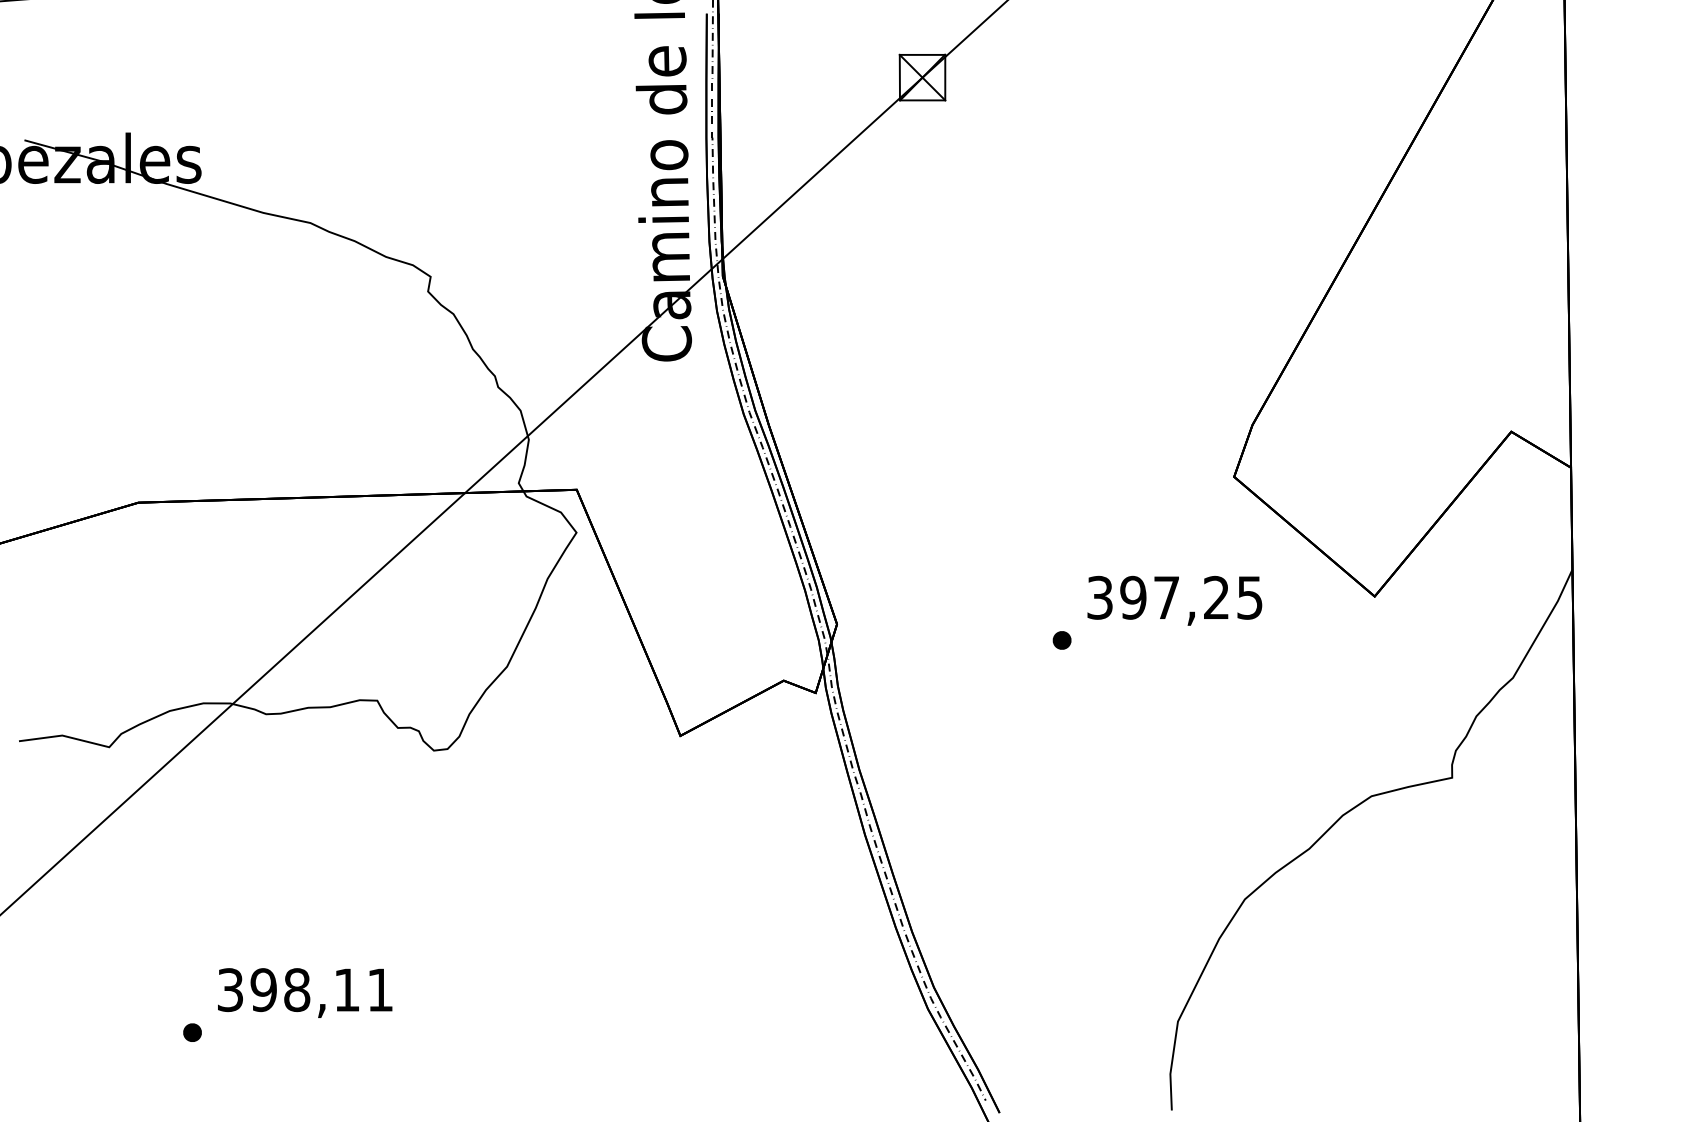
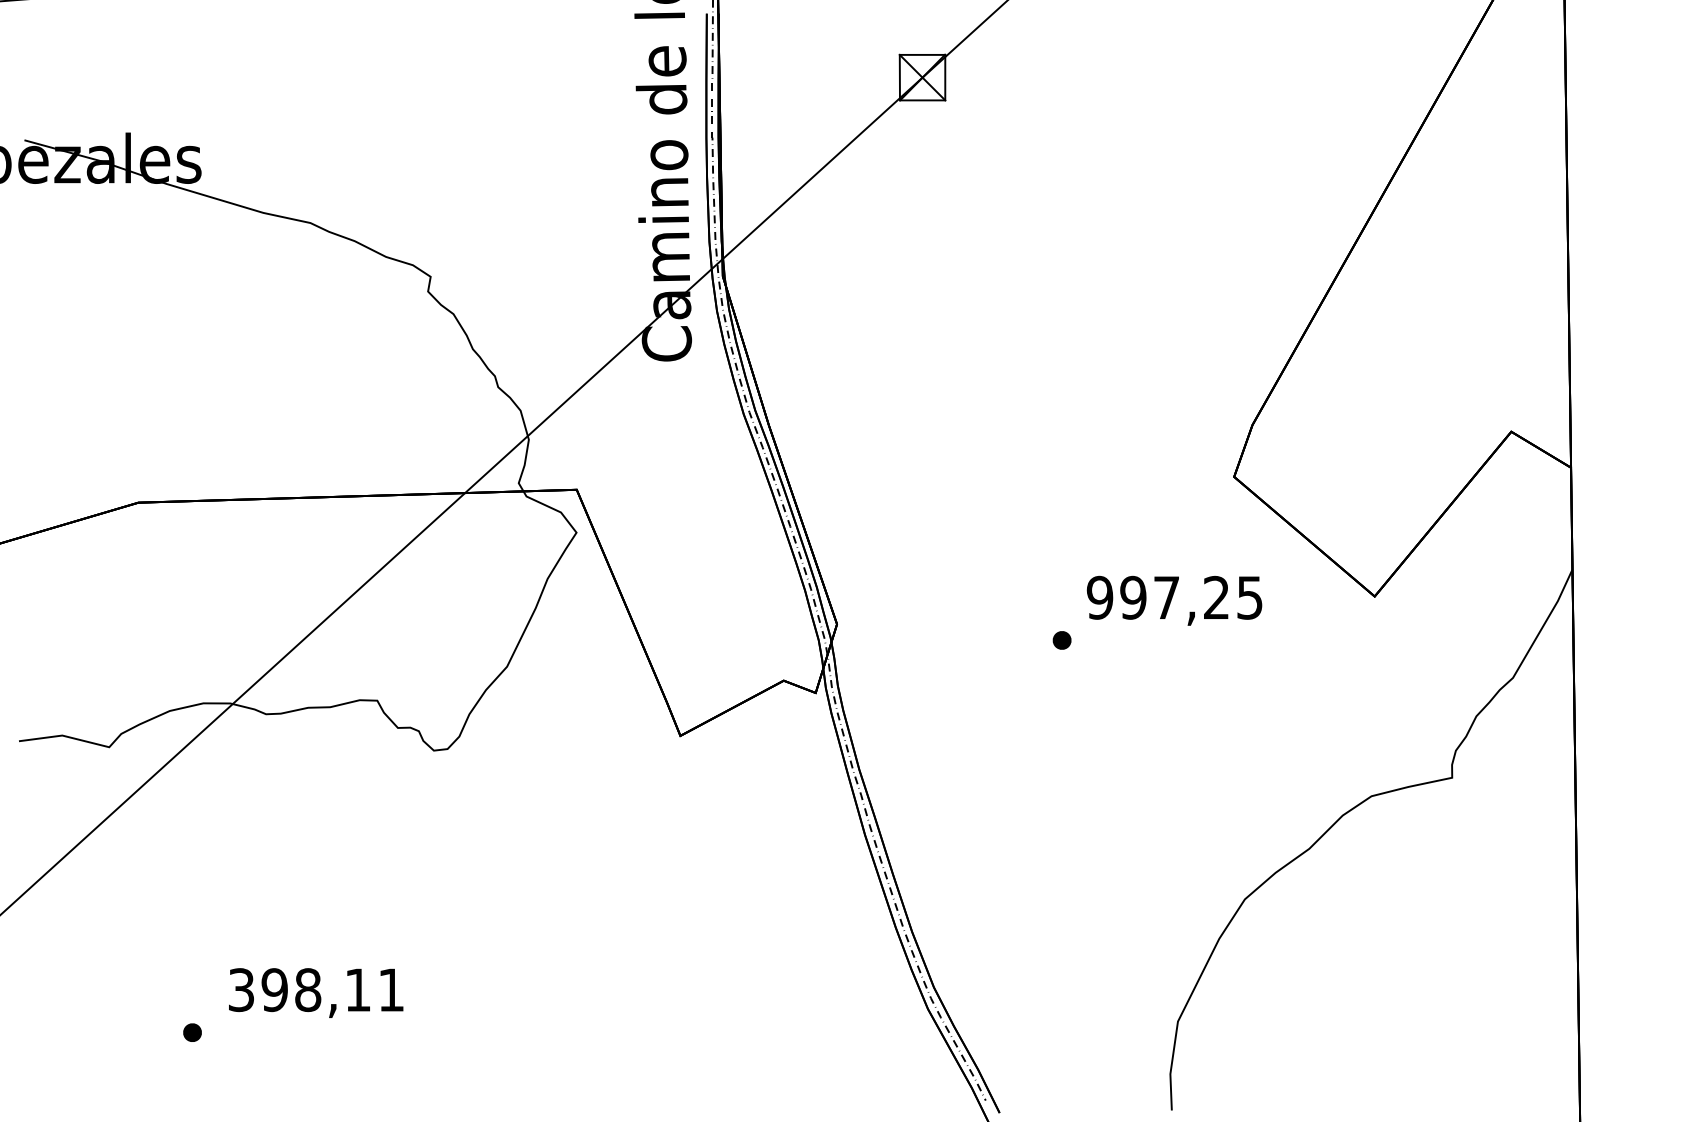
text: 397,25 -> 997,25 (1099, 597)
text position: (305, 992) -> (316, 992) (316, 992)
